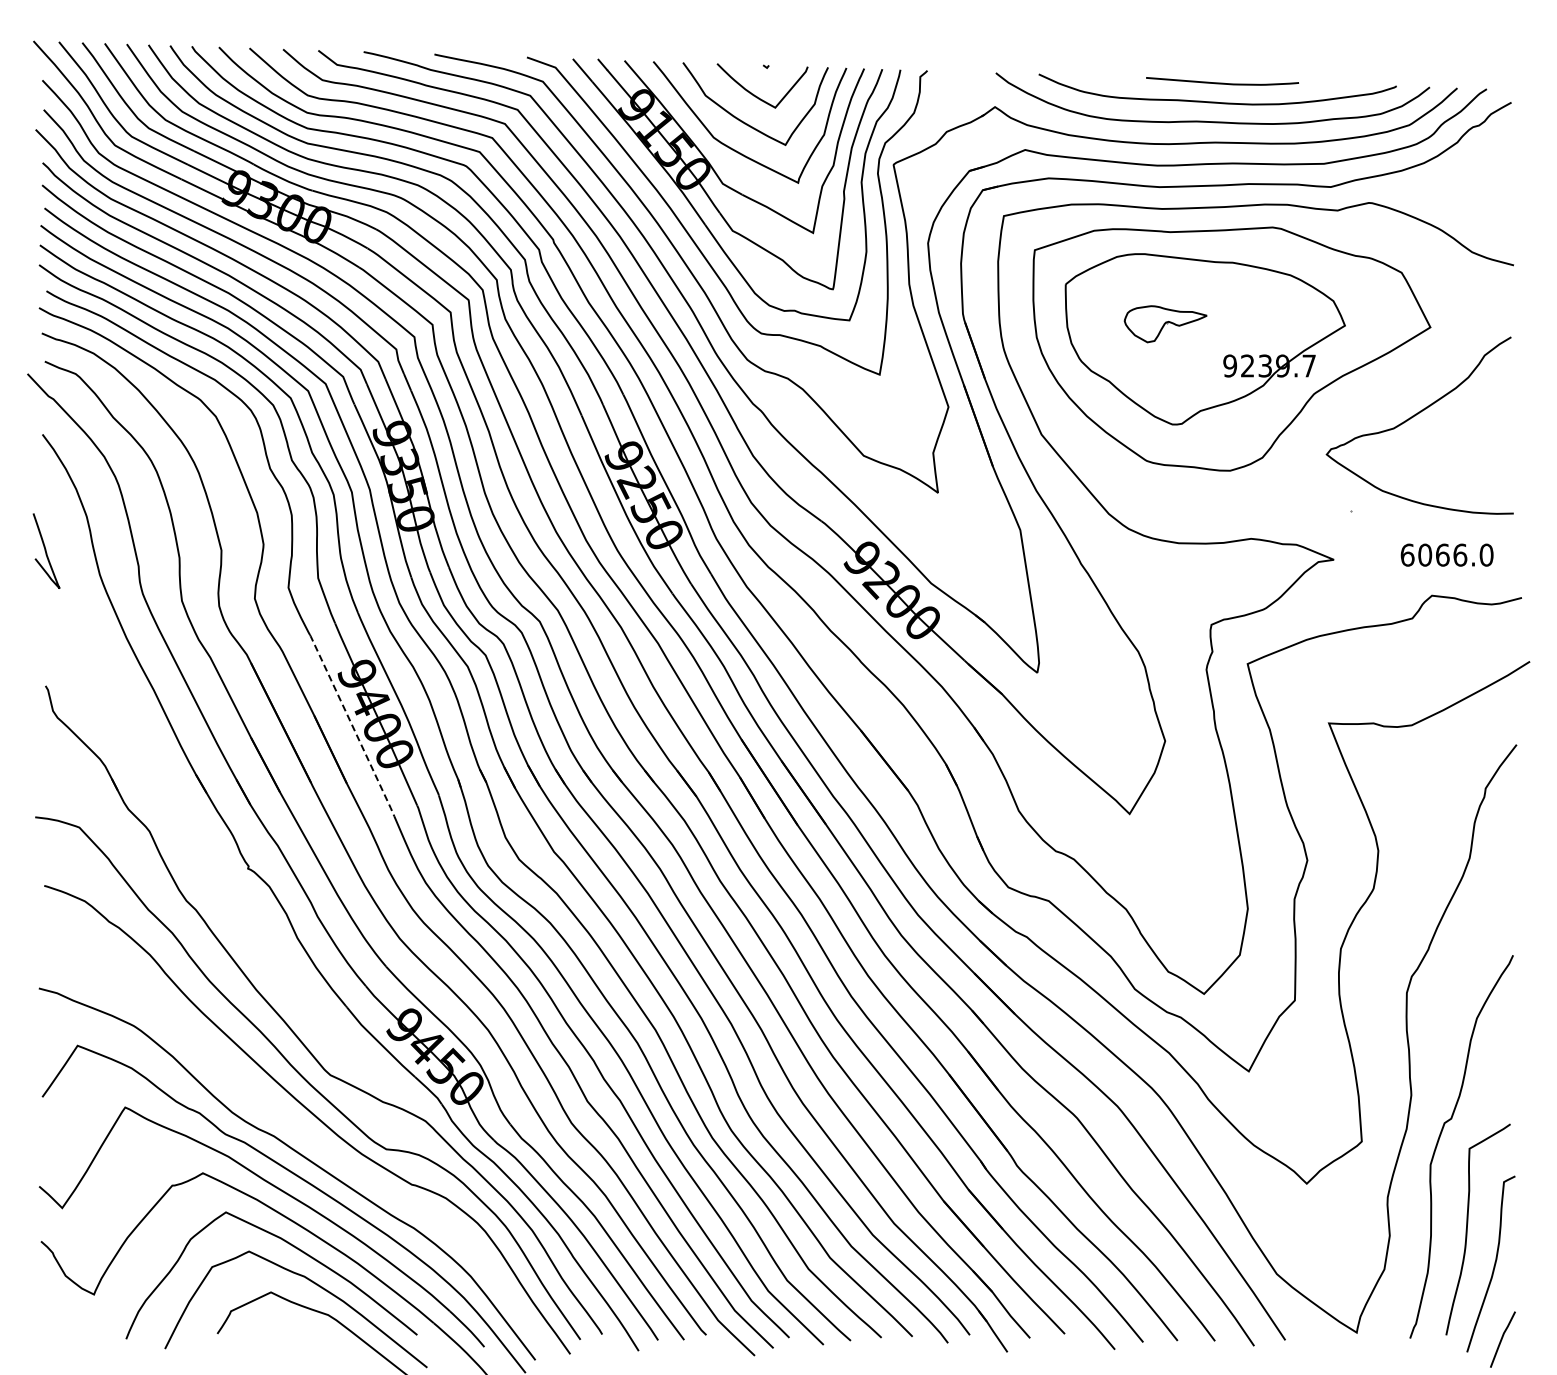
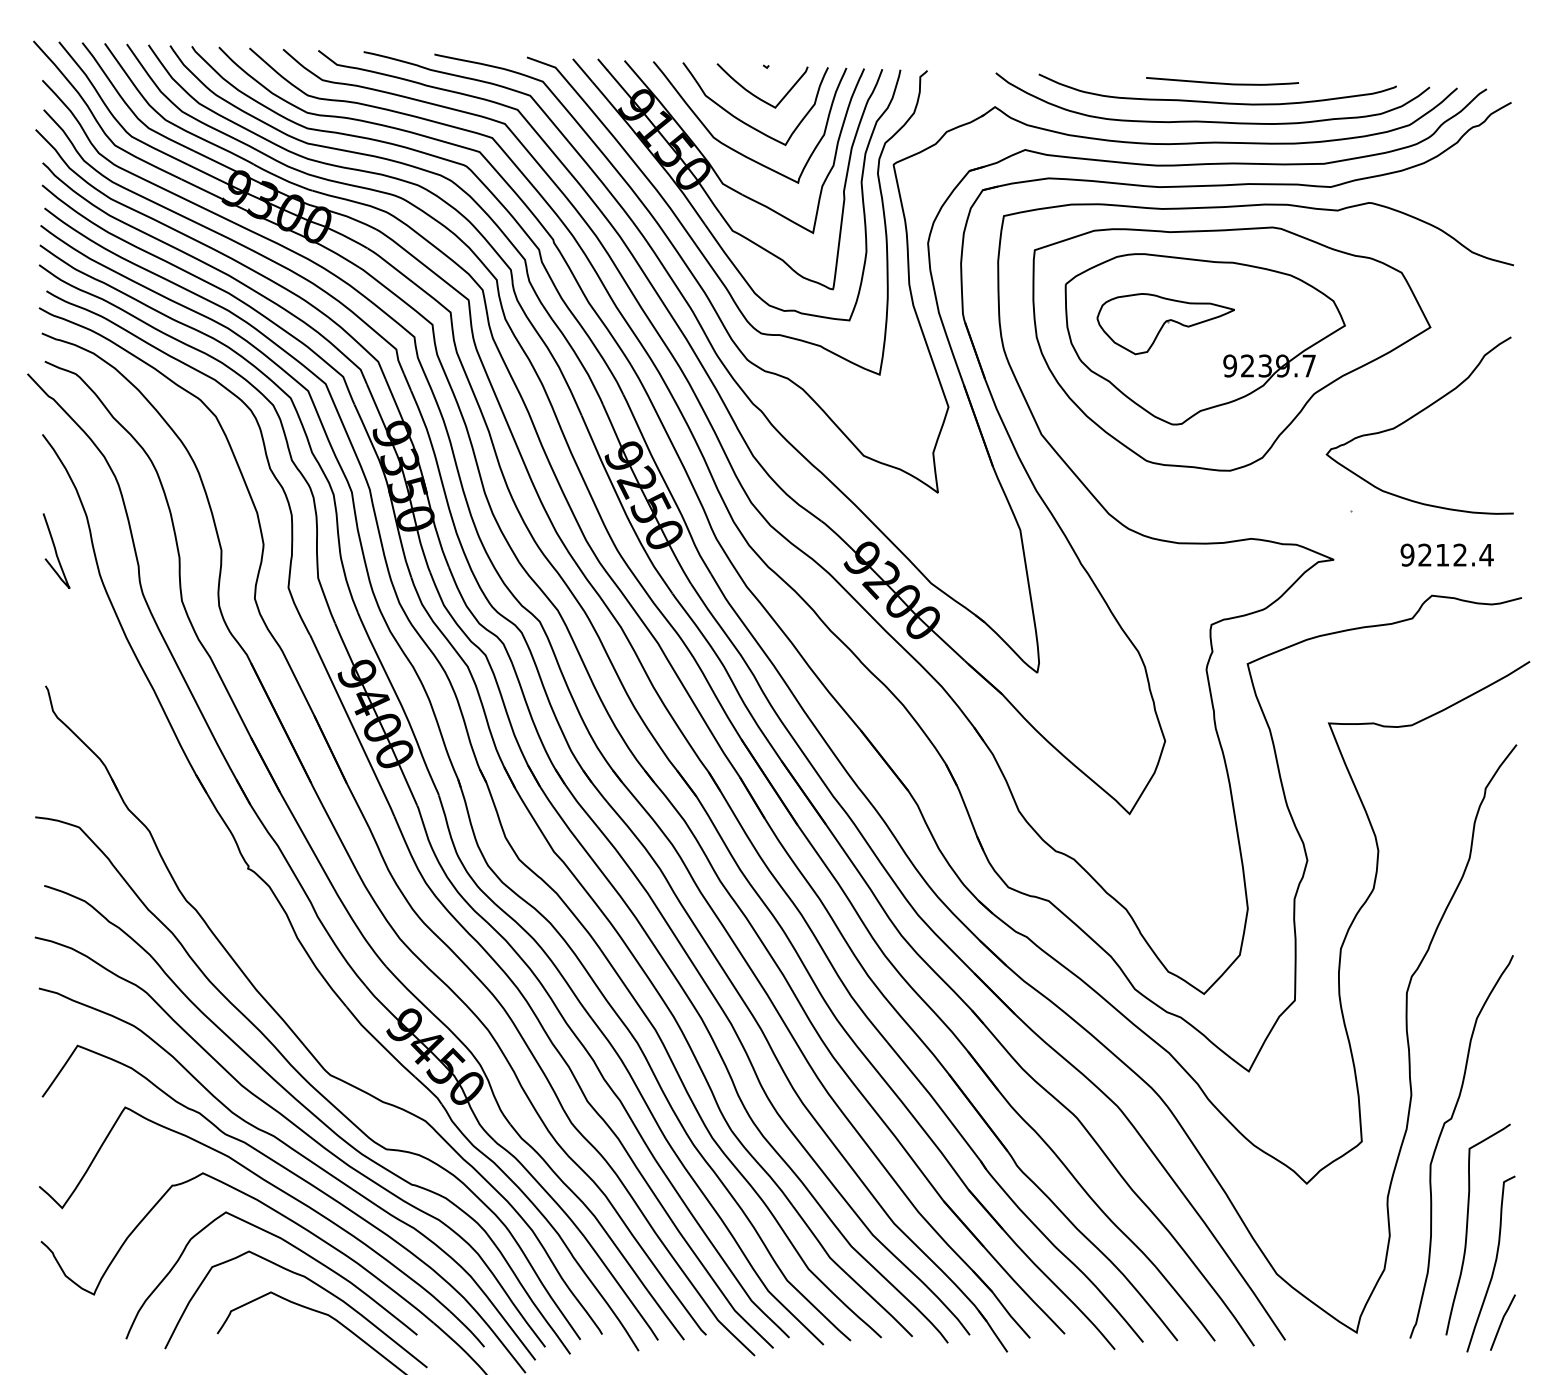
part size: 85x39 px -> 139x63 px (1165, 324)
curve position: (46, 550) -> (56, 550) (56, 550)
text: 6066.0 -> 9212.4 (1446, 554)
line: dashed -> solid (352, 725)
curve: none -> present (297, 1128)
line position: (1502, 1339) -> (1502, 1322) (1502, 1322)
